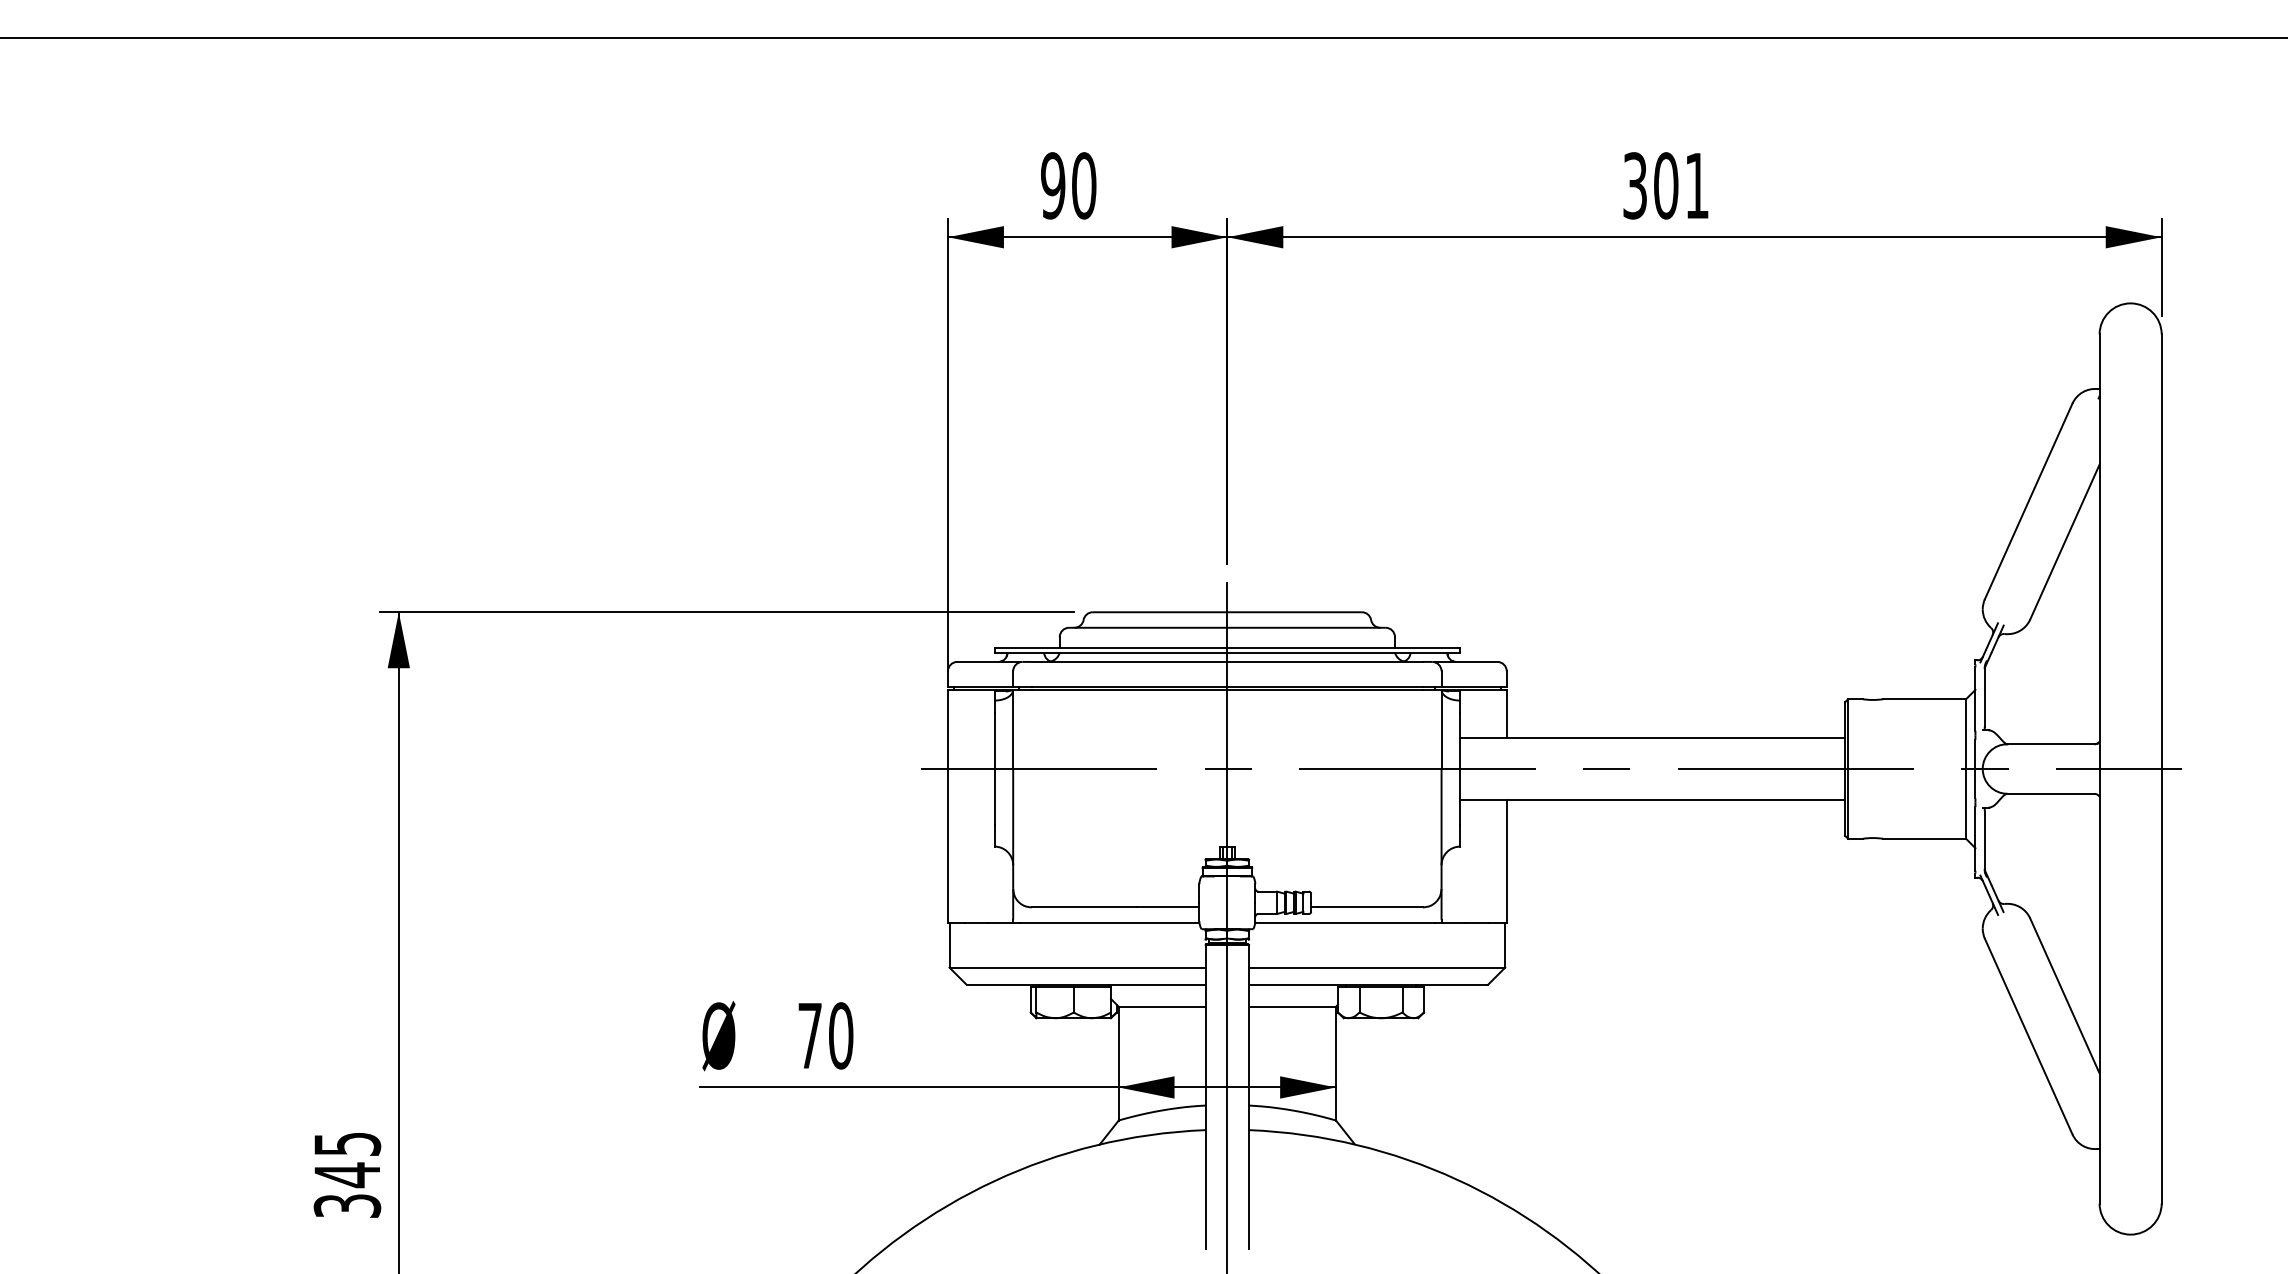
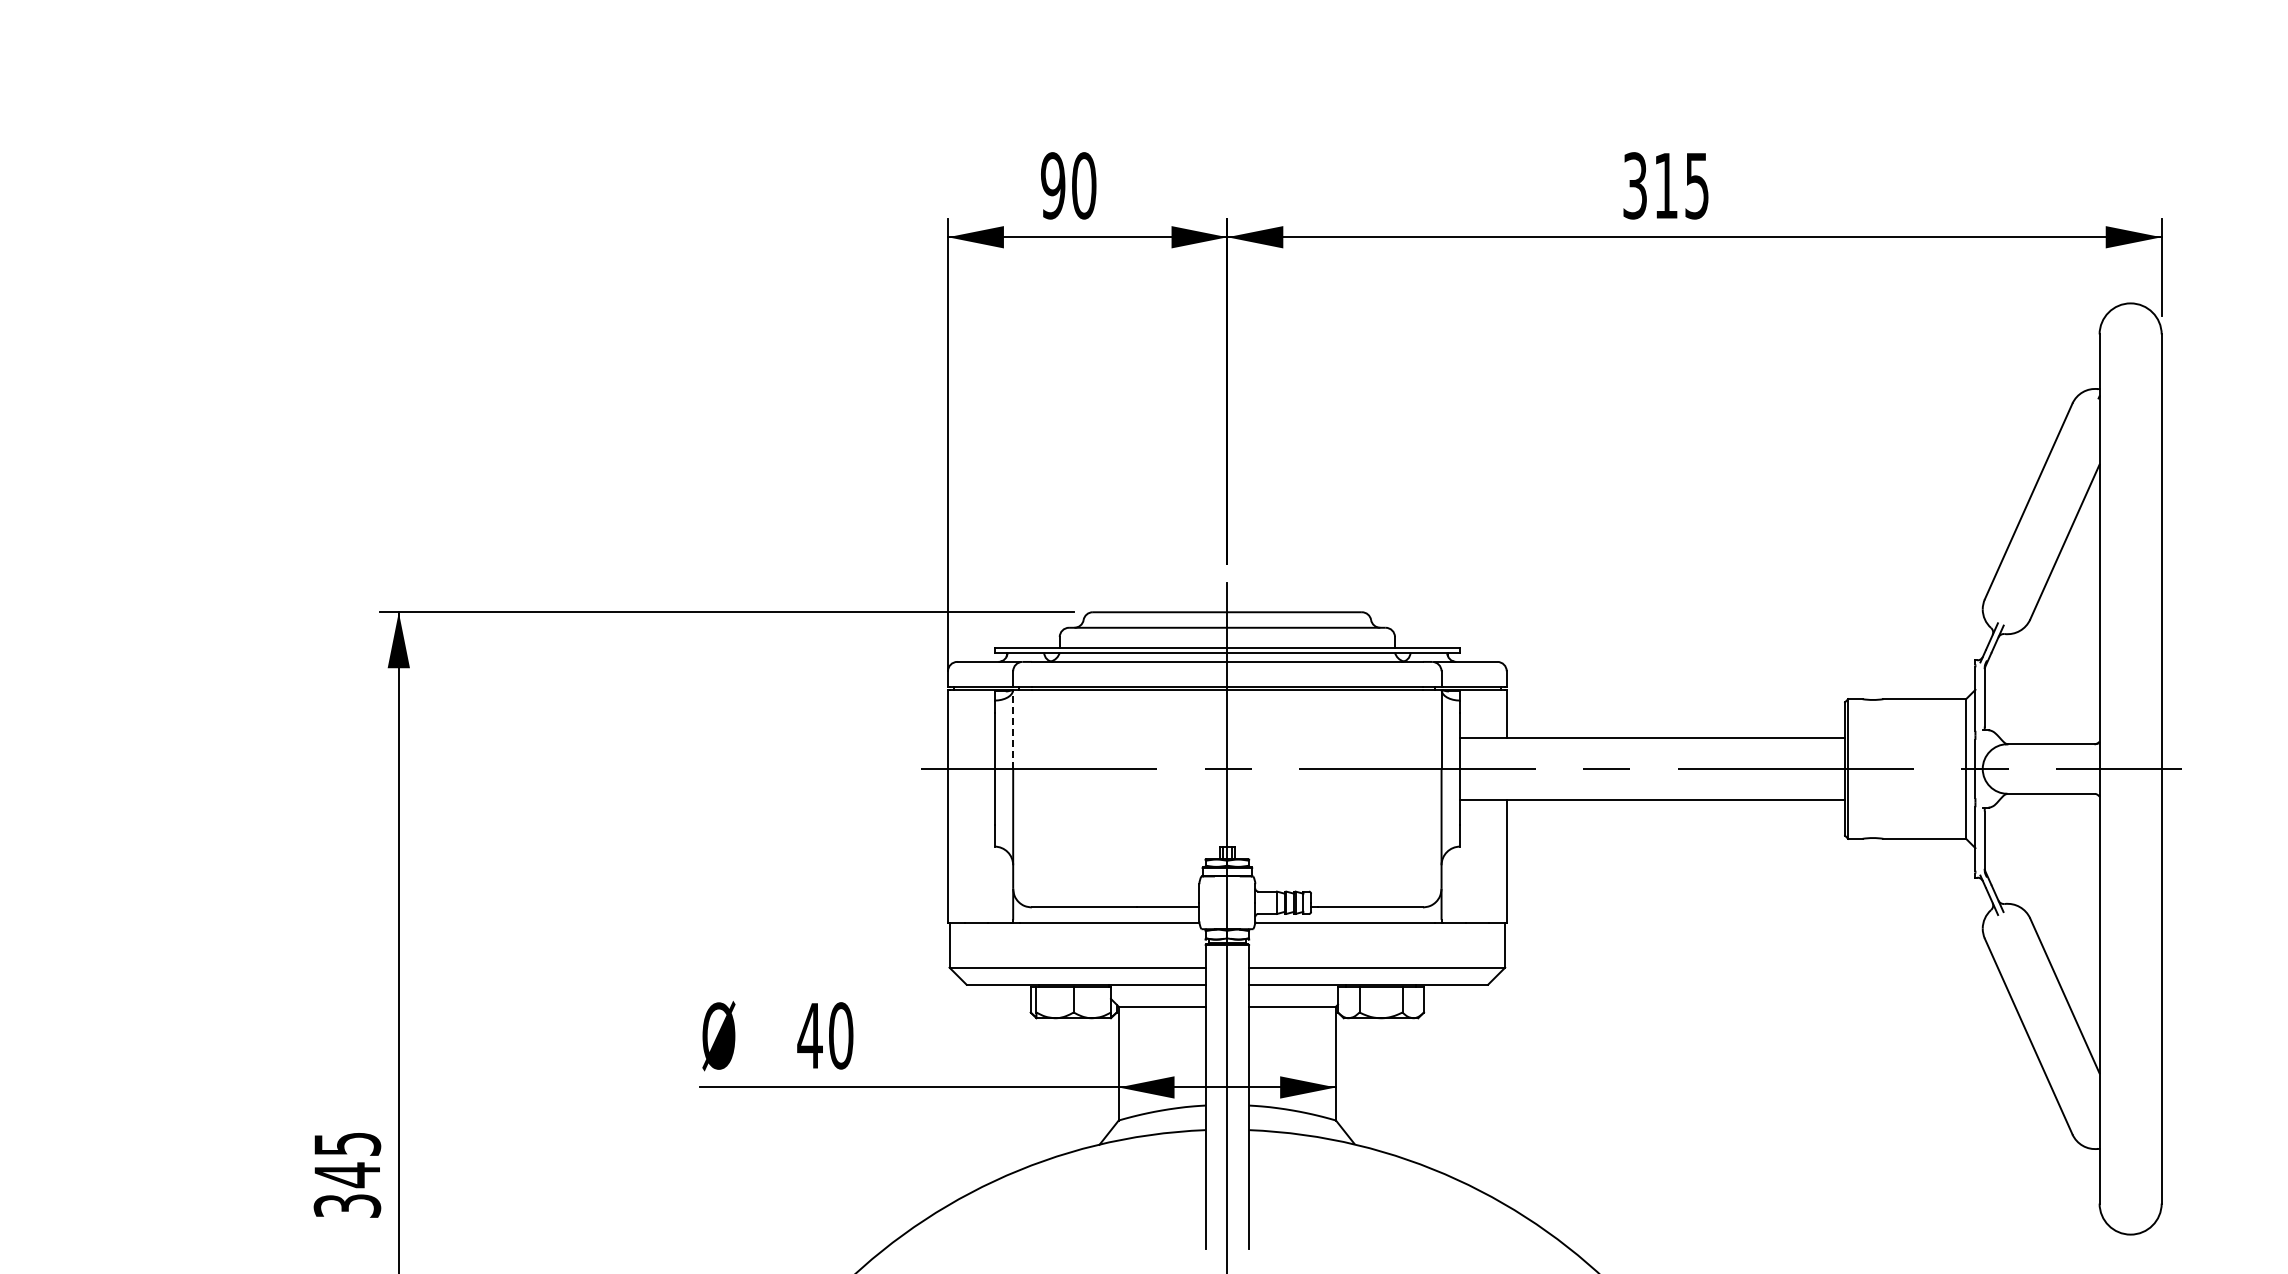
line: present -> none (1143, 38)
text: 301 -> 315 (1681, 185)
line: solid -> dashed (1013, 729)
text: 70 -> 40 (809, 1035)
